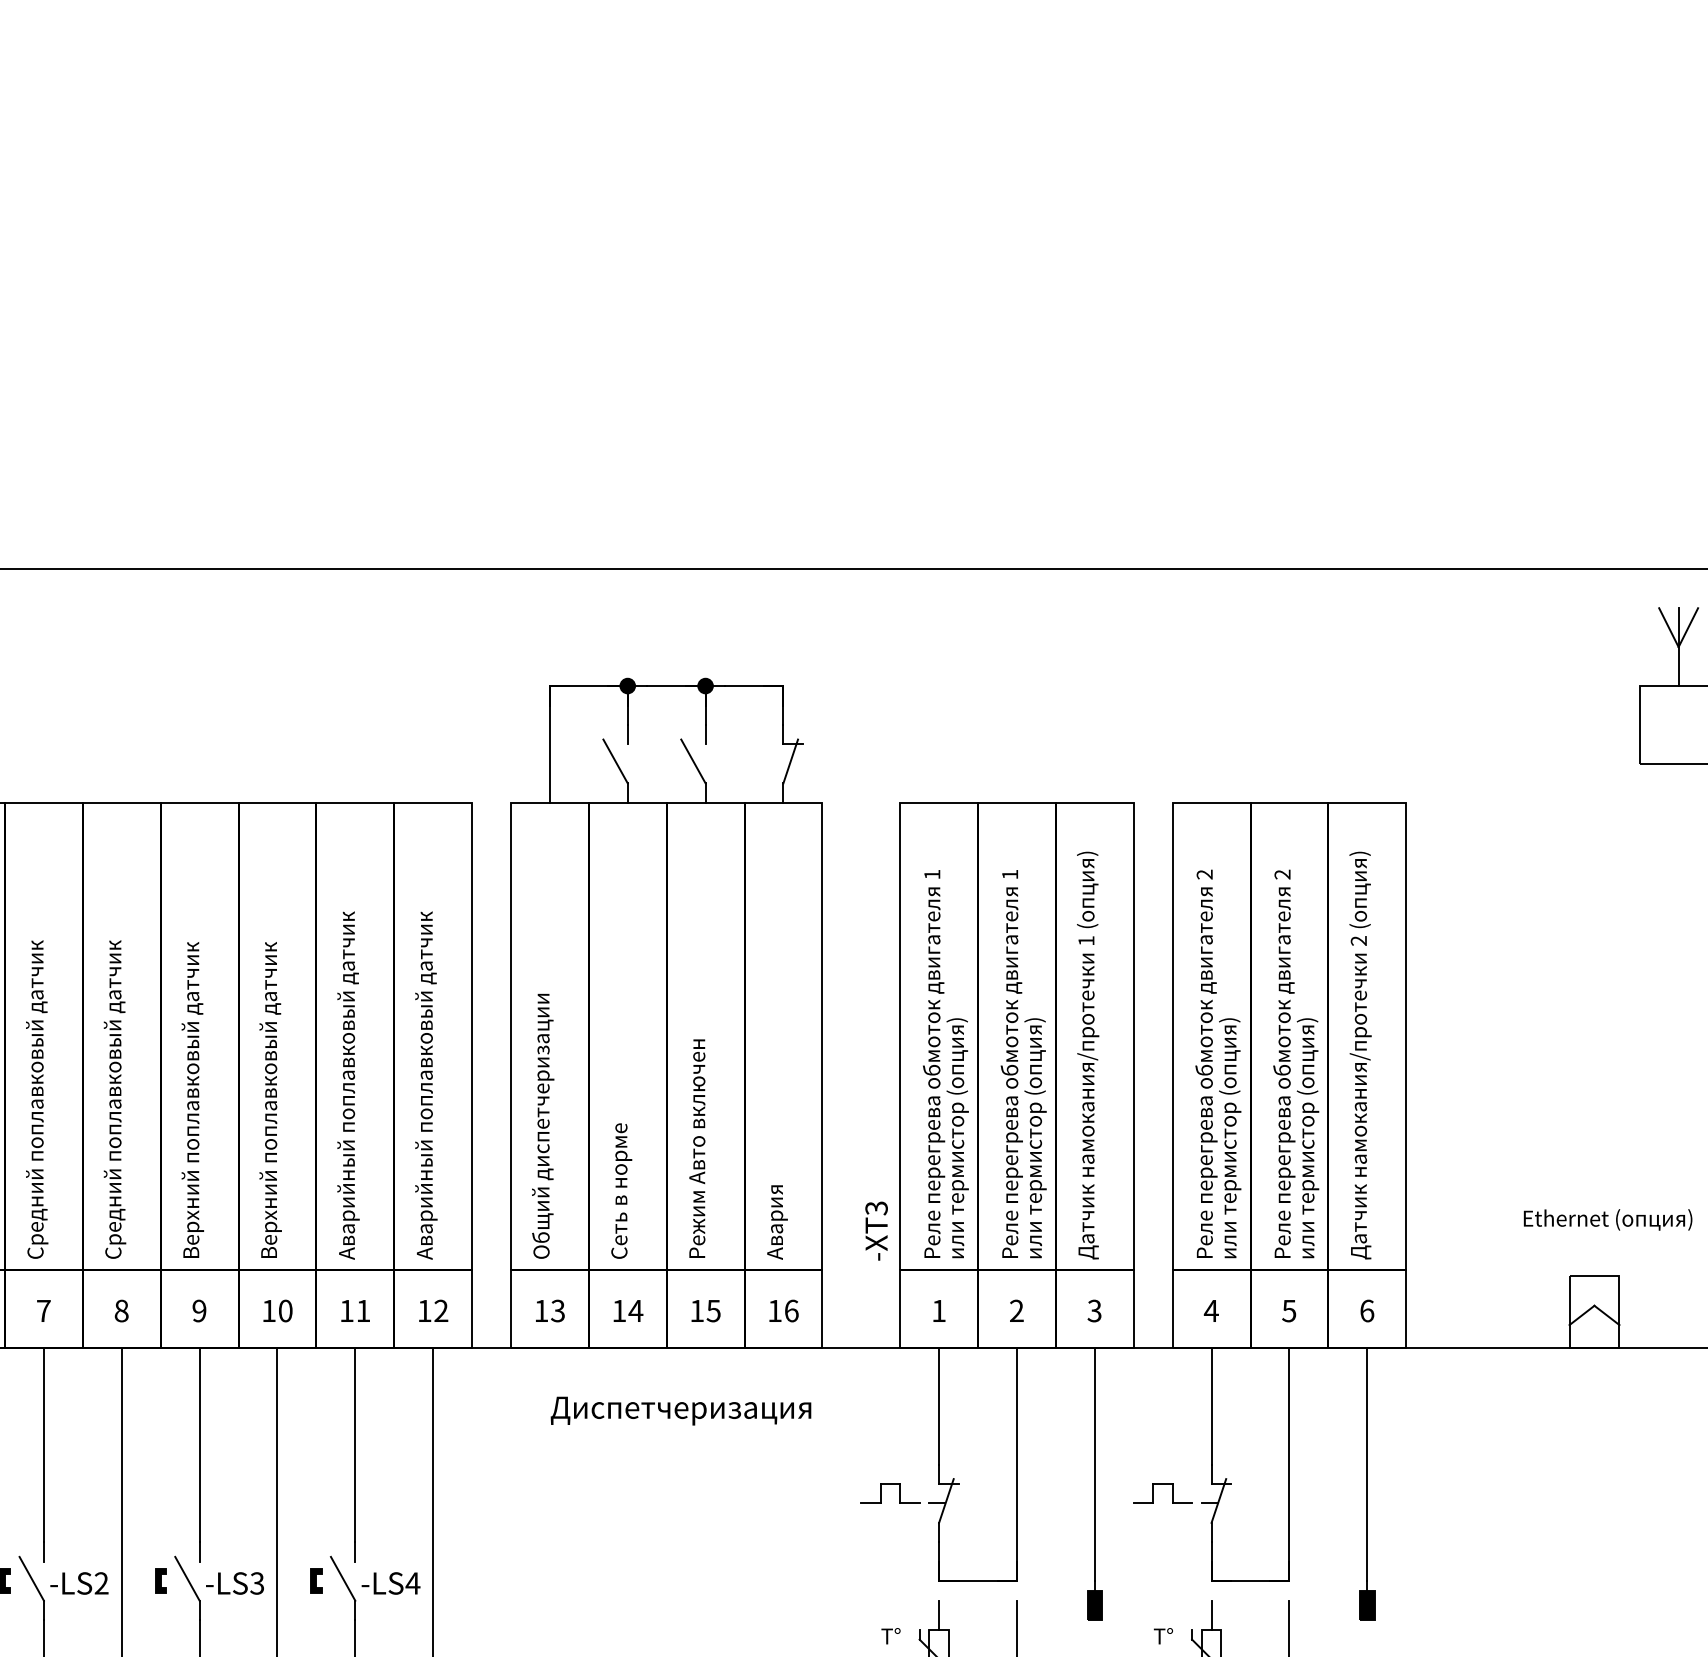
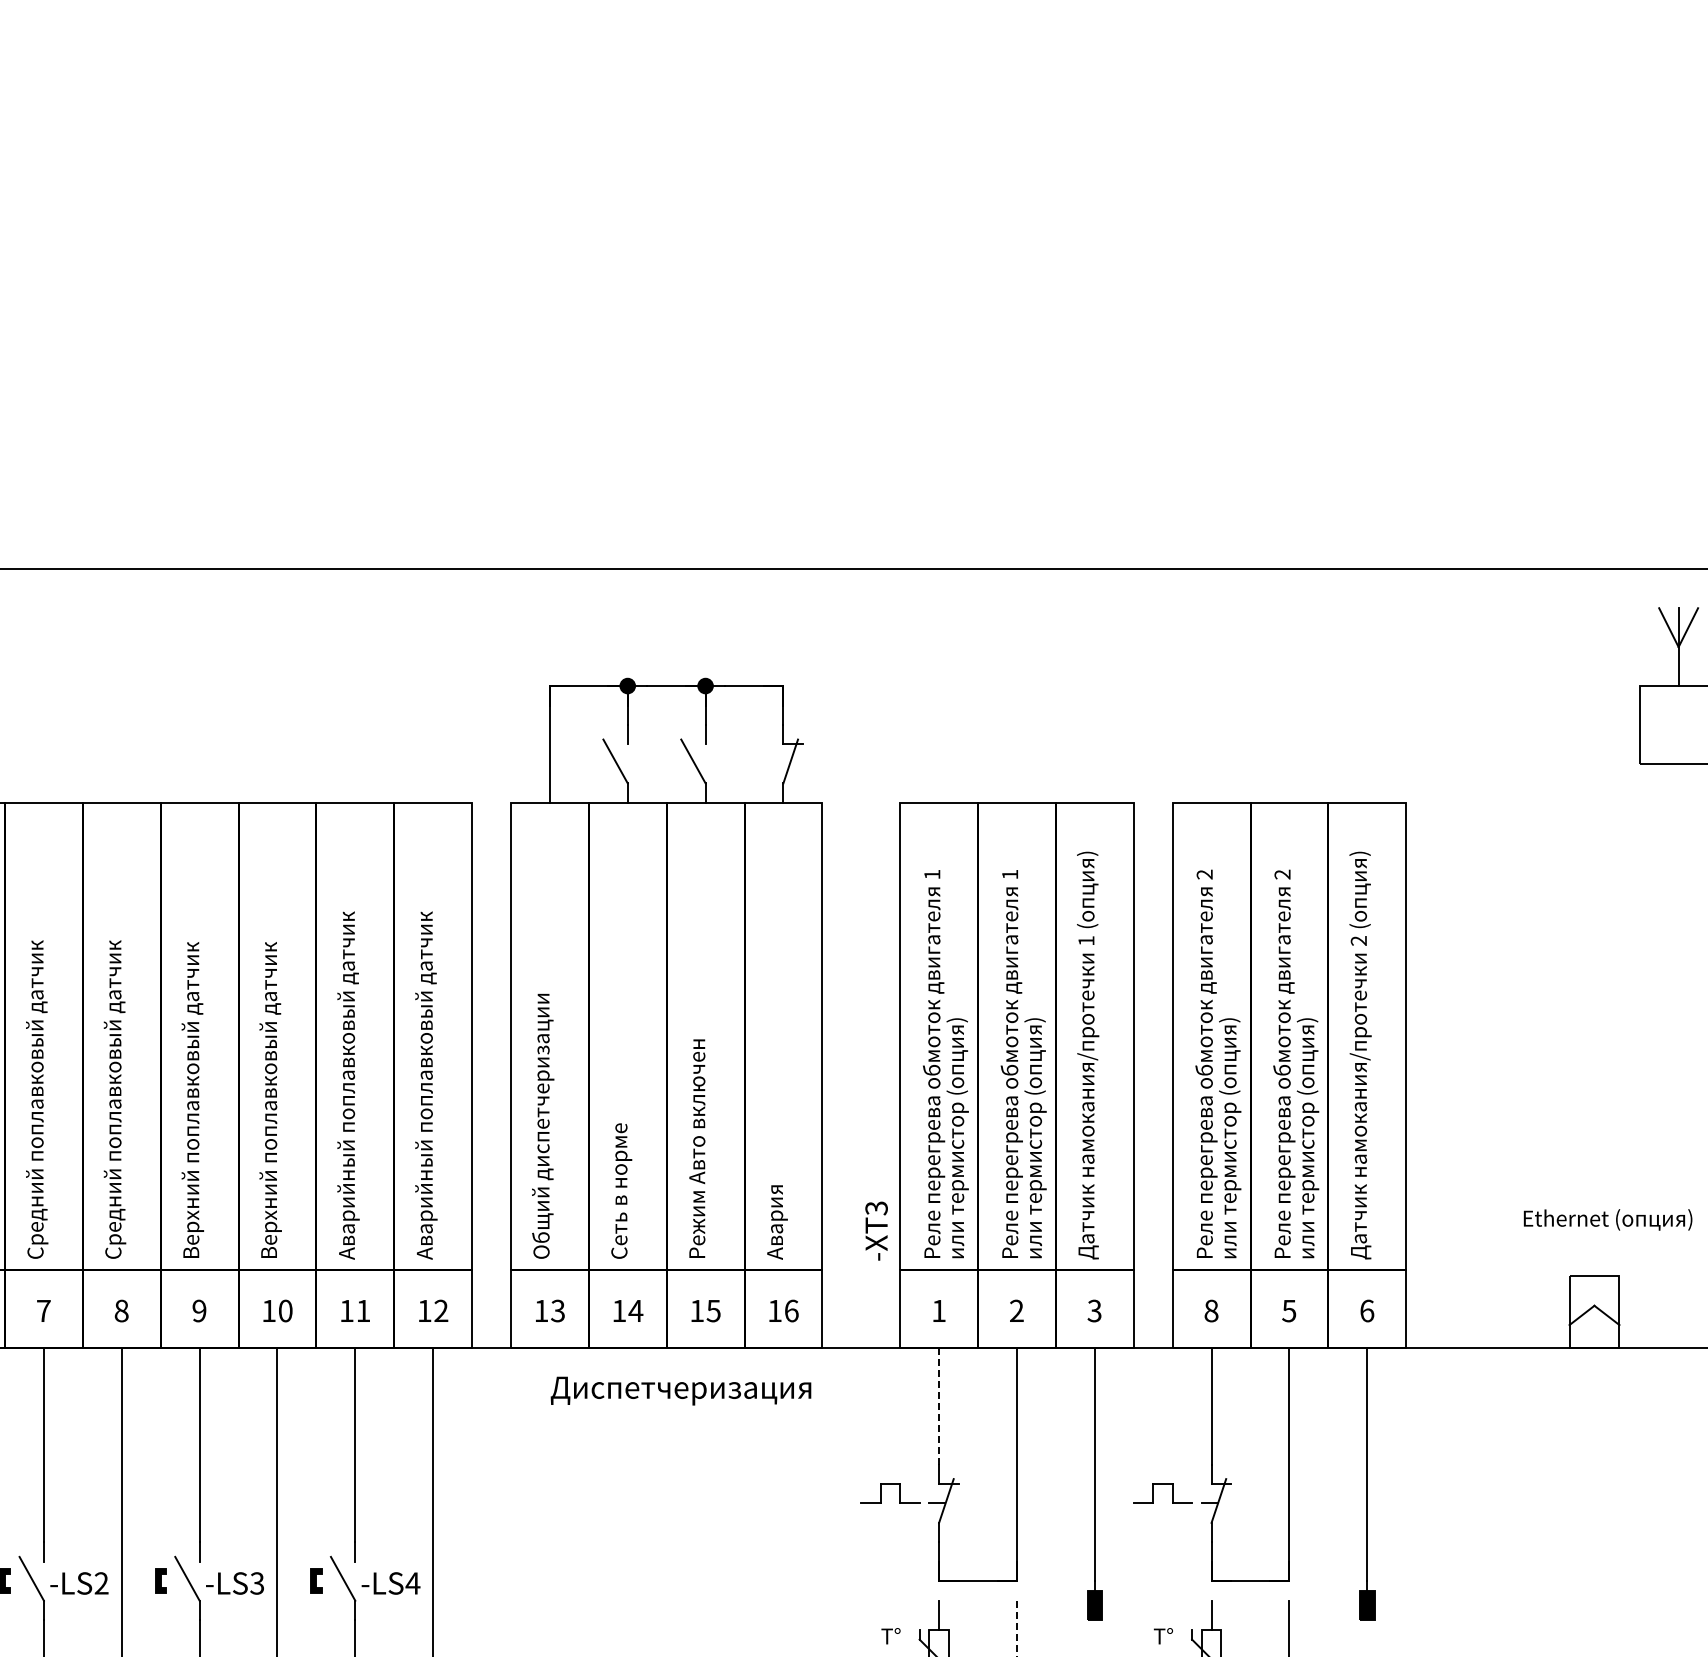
text: 4 -> 8 (1210, 1310)
line: solid -> dashed (939, 1406)
text position: (680, 1410) -> (680, 1390) (680, 1390)
line: solid -> dashed (1016, 1628)
